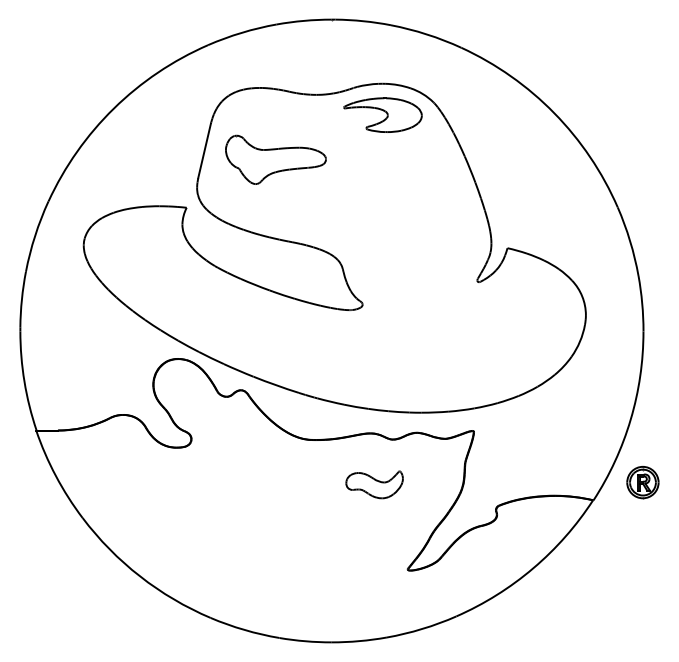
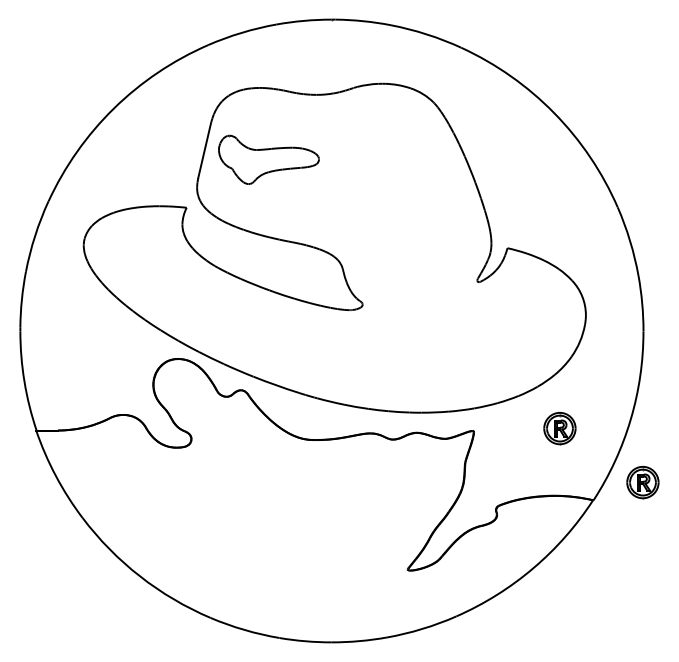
part: present -> none (382, 114)
part position: (275, 159) -> (268, 159) (268, 159)
part: none -> present (559, 428)
part: present -> none (374, 484)
